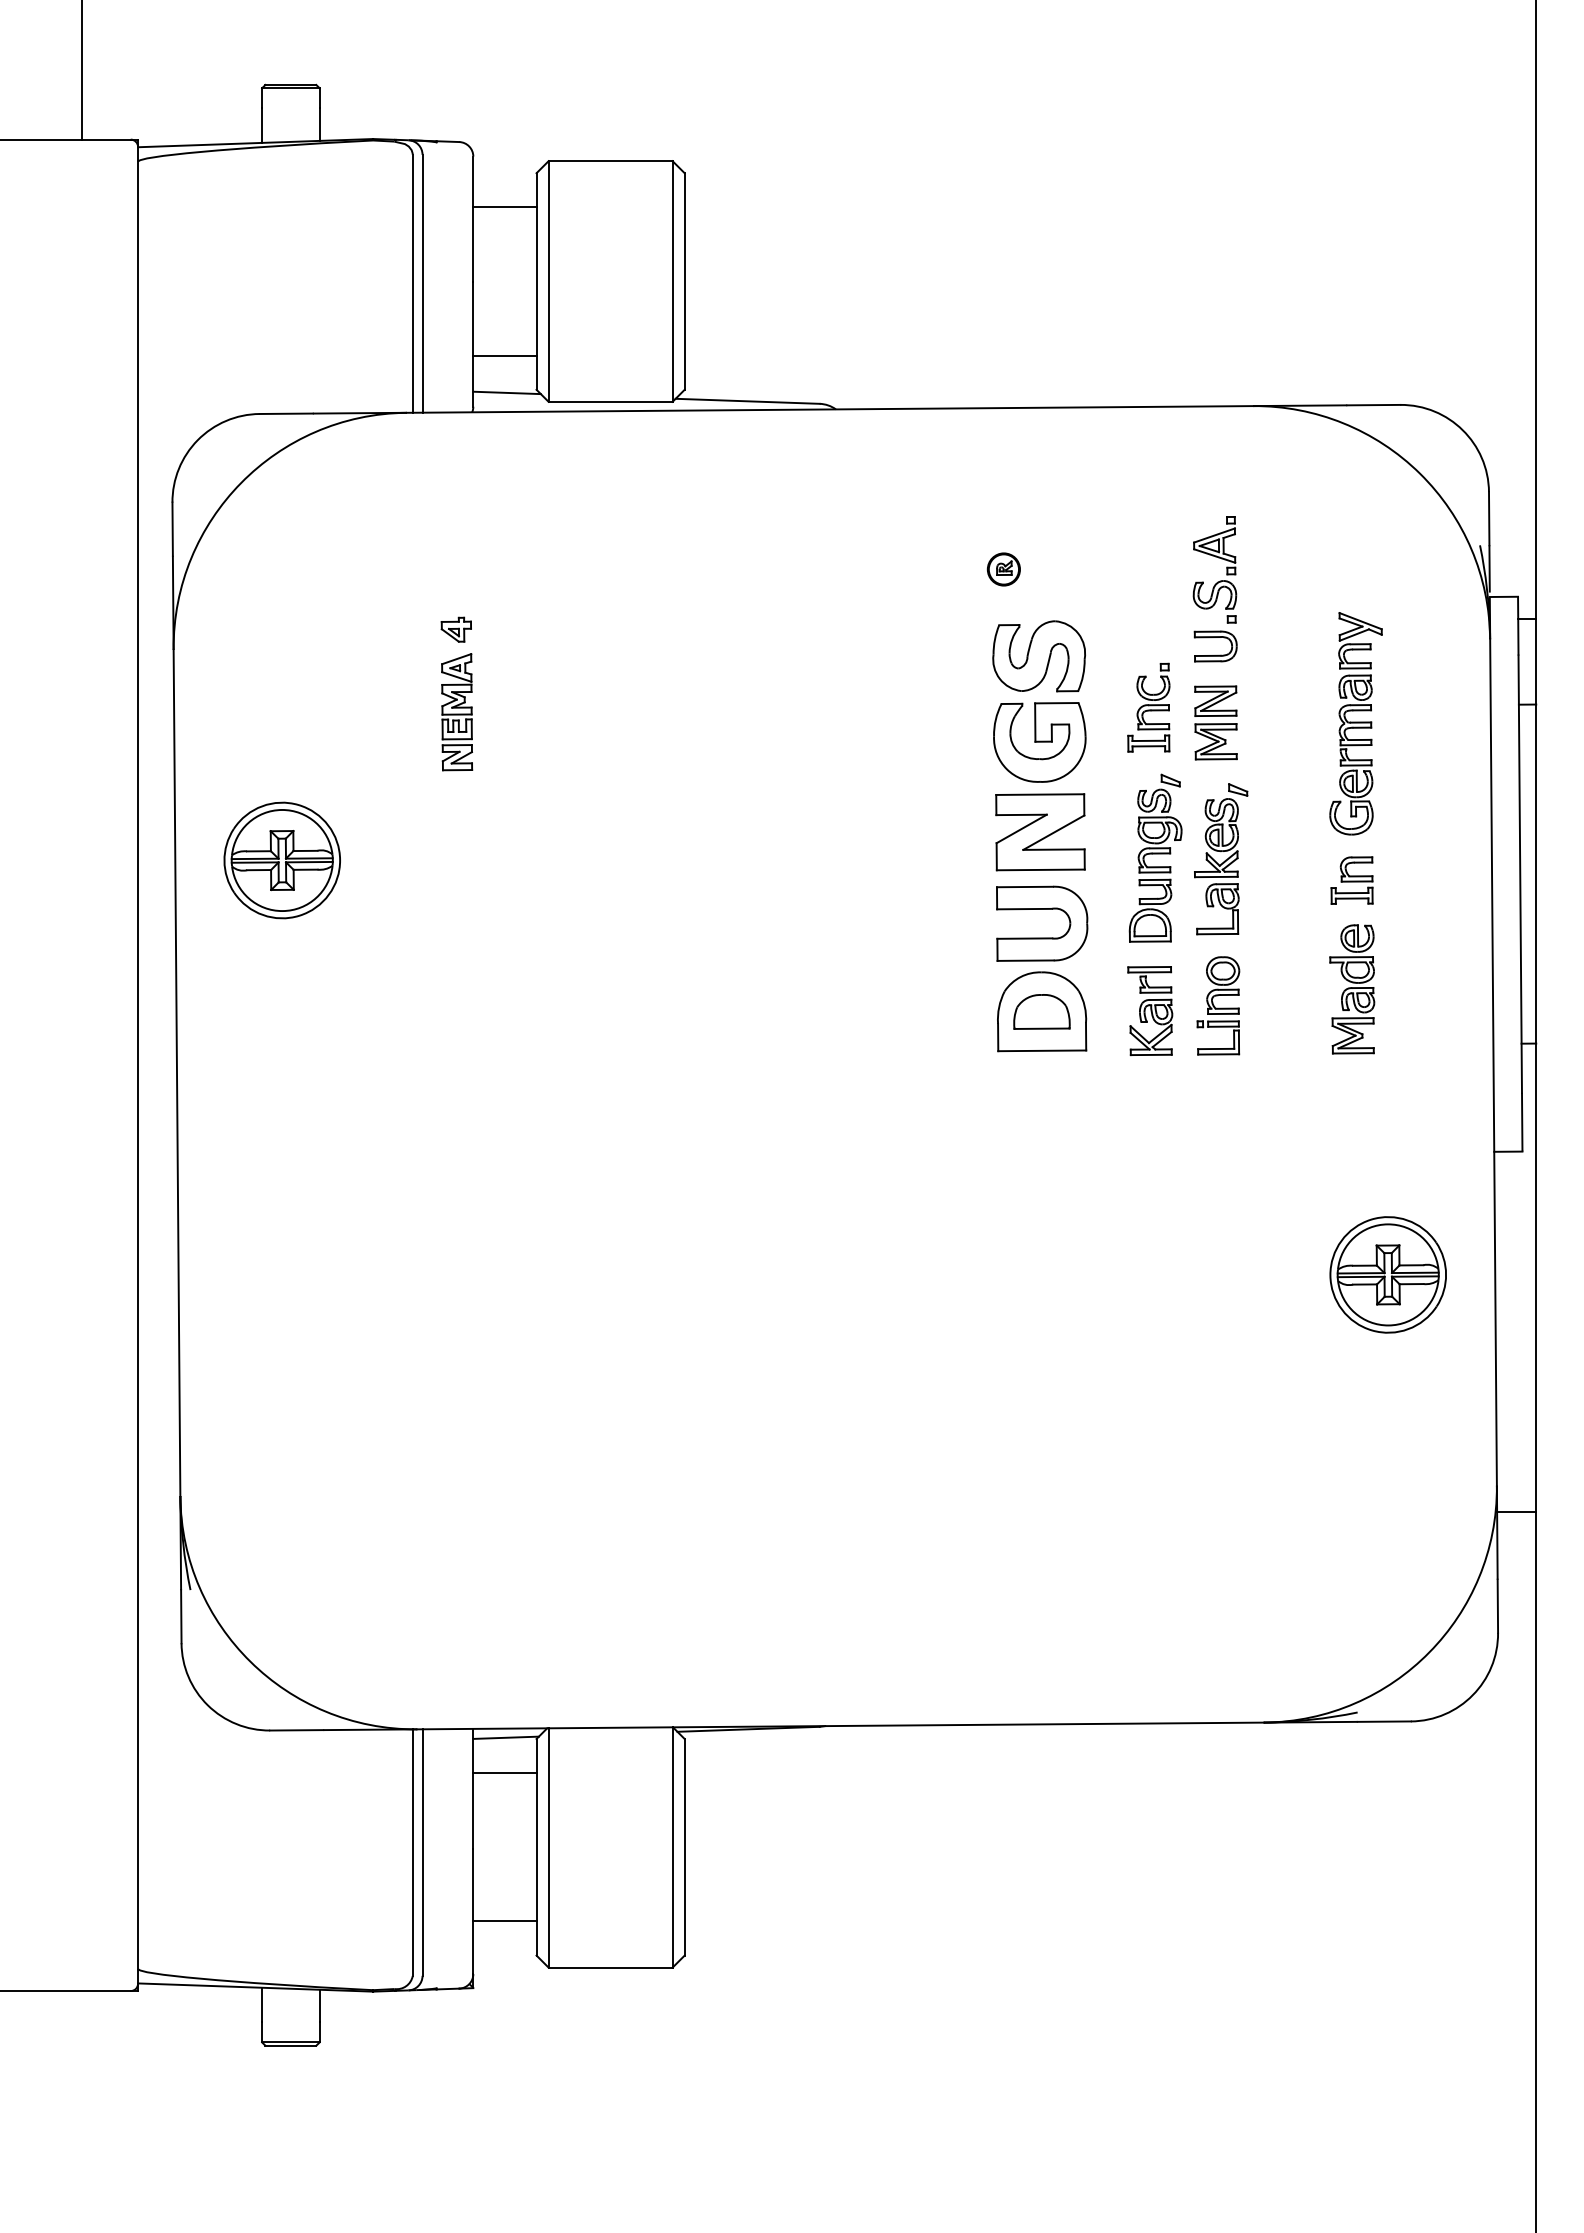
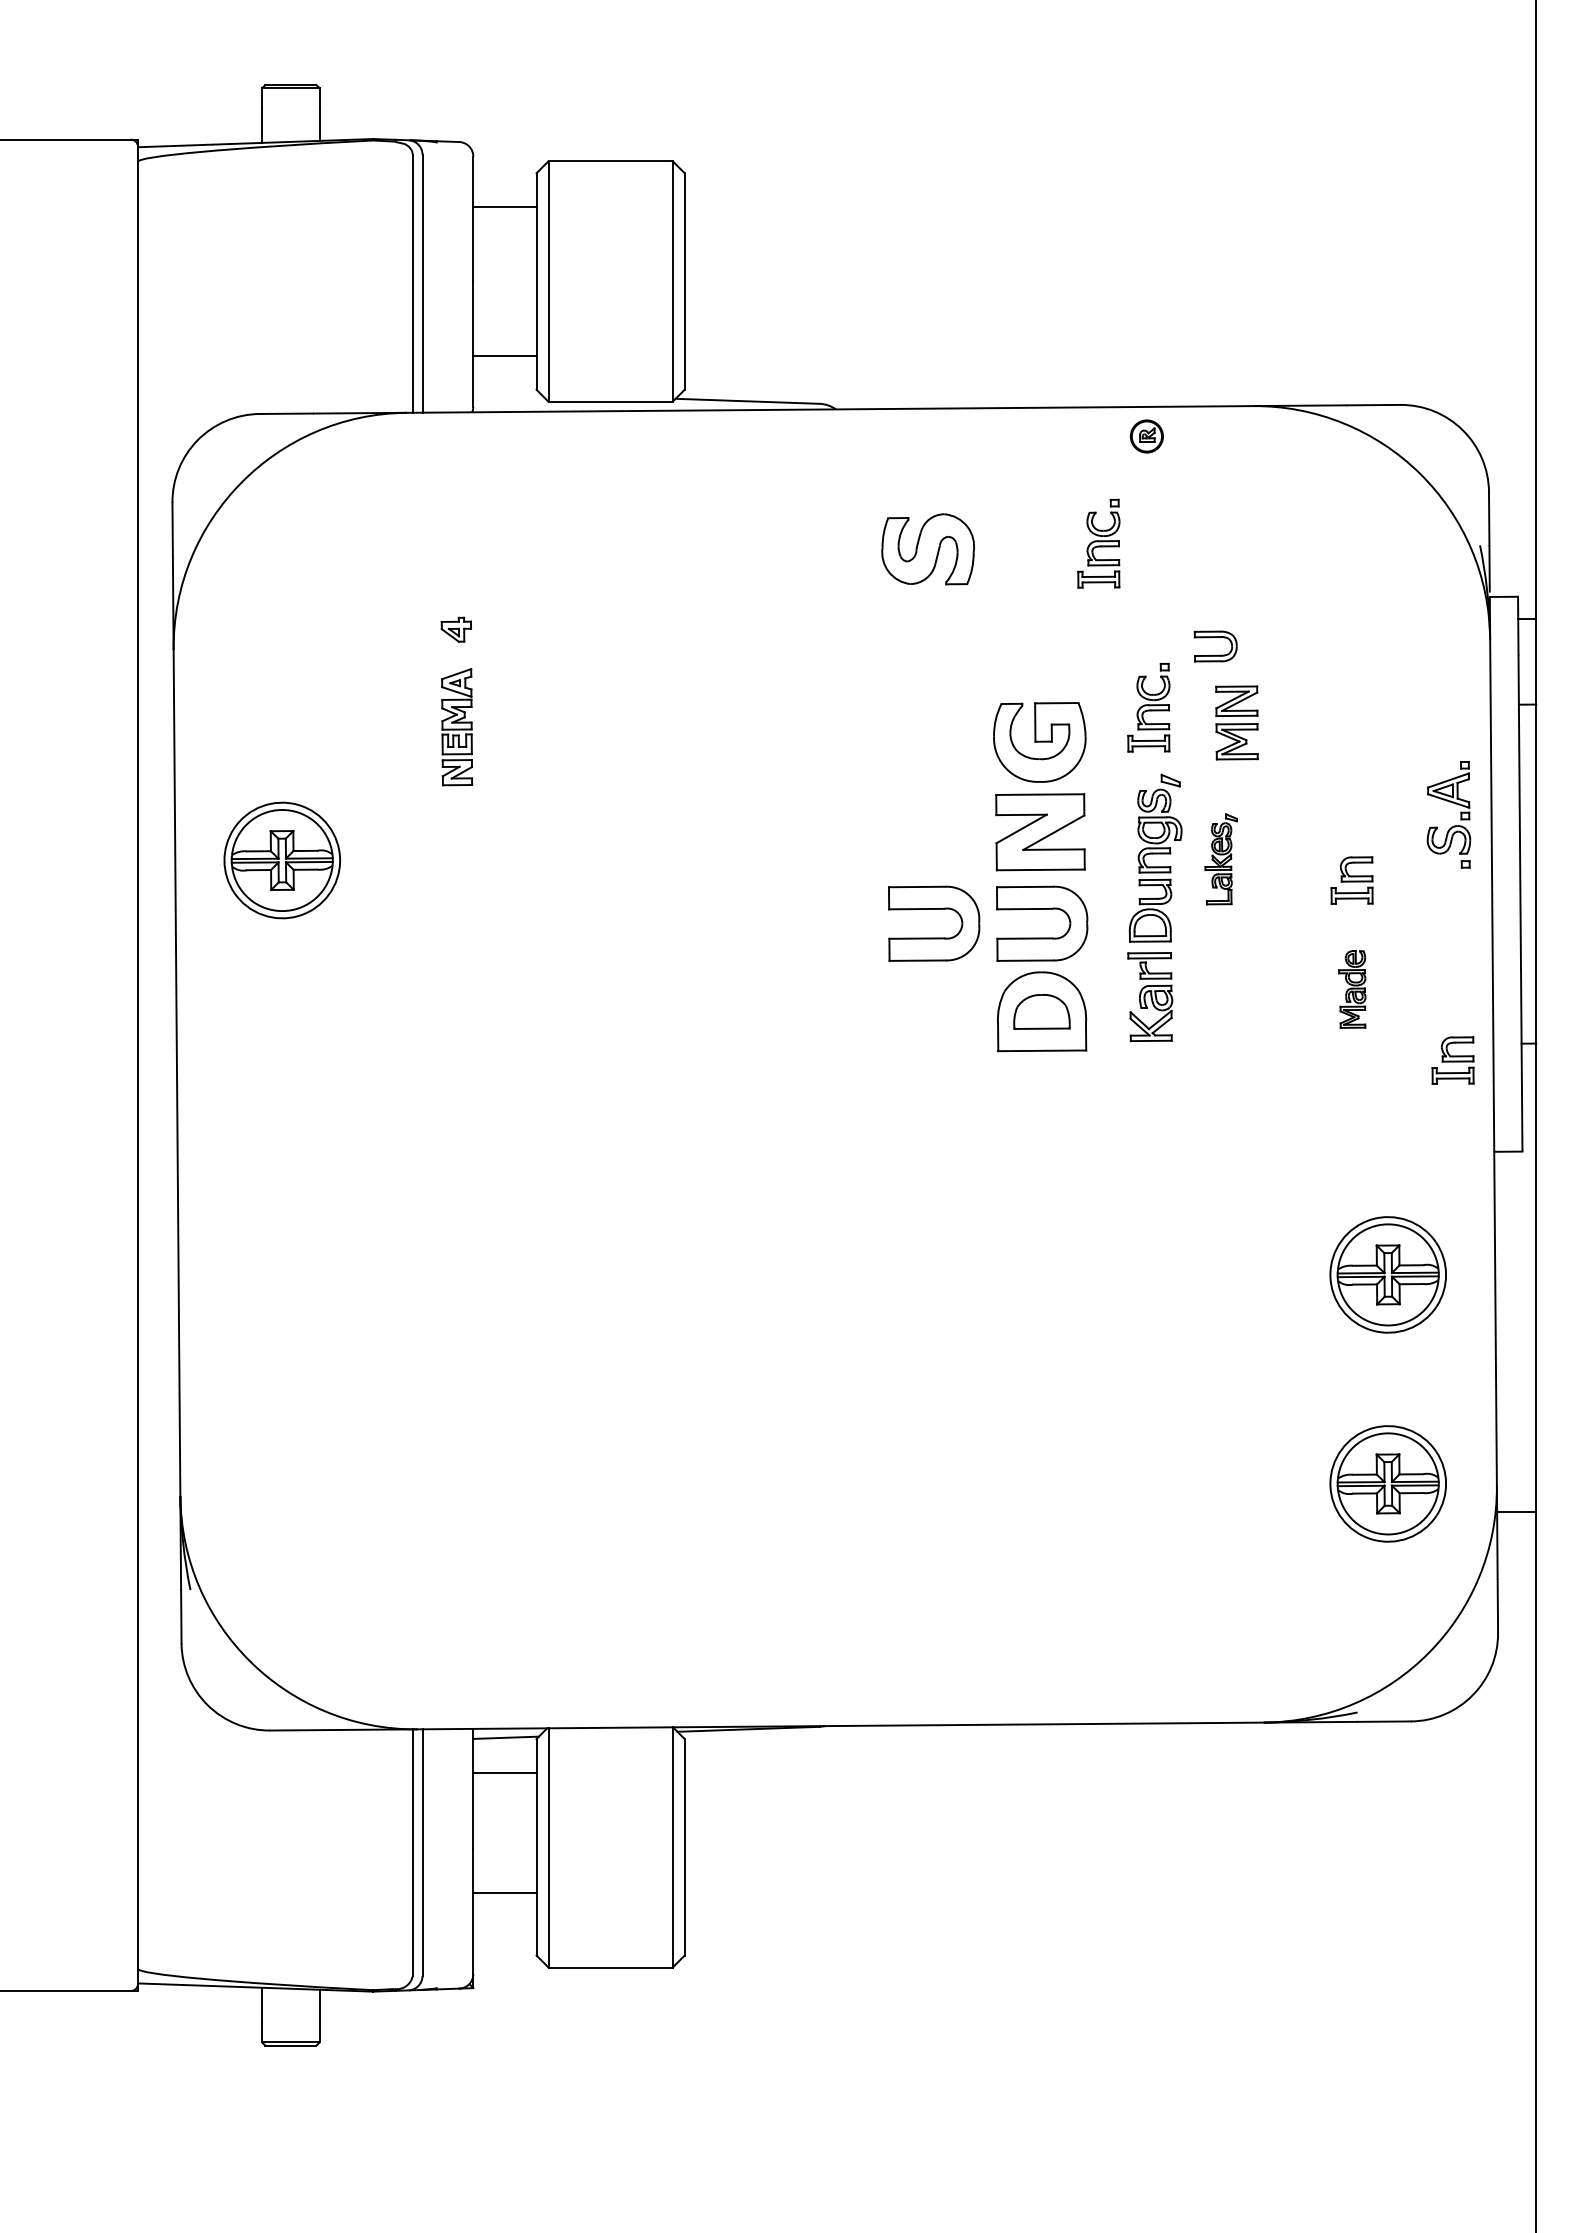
line: present -> none (81, 70)
line: present -> none (506, 392)
part: none -> present (1098, 543)
part position: (1218, 558) -> (1452, 803) (1452, 803)
part position: (1003, 569) -> (1146, 436) (1146, 436)
part position: (1038, 656) -> (927, 549) (927, 549)
part position: (457, 712) -> (457, 727) (457, 727)
part position: (1215, 722) -> (1236, 722) (1236, 722)
part: present -> none (1355, 723)
part size: 55x153 px -> 34x93 px (1220, 859)
part: none -> present (934, 909)
part size: 47x131 px -> 29x79 px (1352, 989)
part: present -> none (1218, 1005)
part position: (1150, 1011) -> (1150, 997) (1150, 997)
part: none -> present (1452, 1060)
part: none -> present (1387, 1483)
line position: (504, 1921) -> (504, 1893) (504, 1893)
